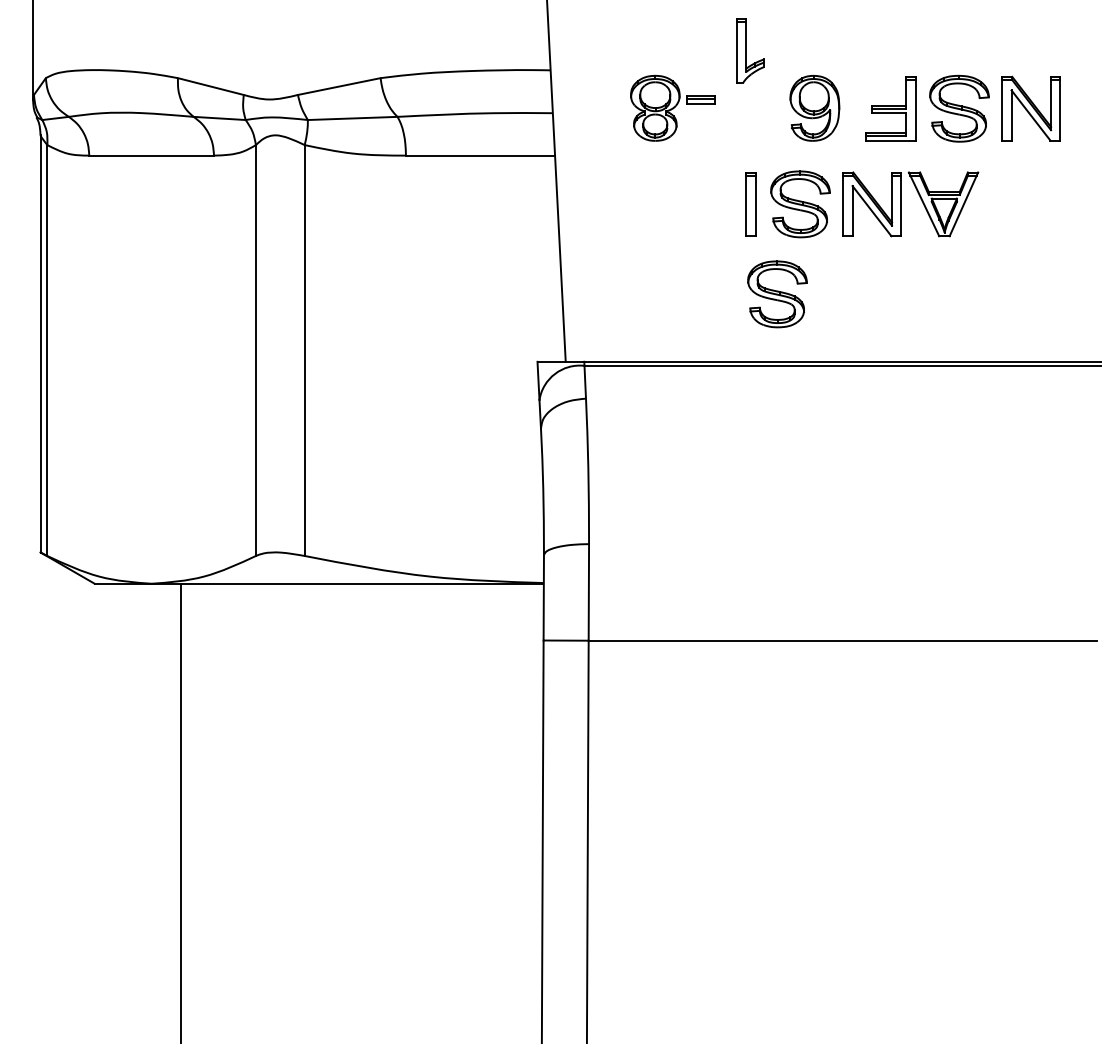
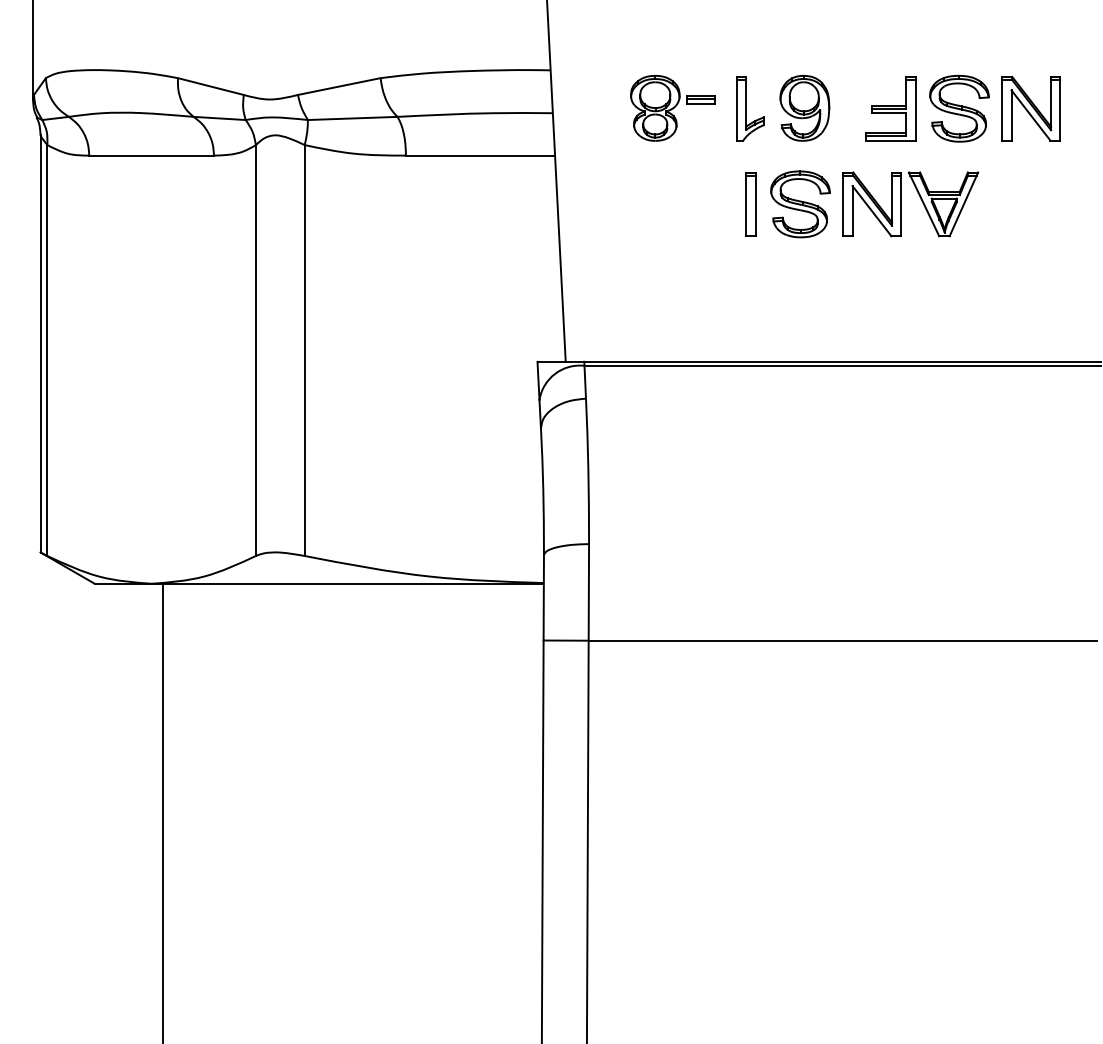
part position: (750, 50) -> (750, 108) (750, 108)
part position: (814, 107) -> (804, 107) (804, 107)
part: present -> none (777, 294)
line position: (181, 811) -> (163, 811) (163, 811)
